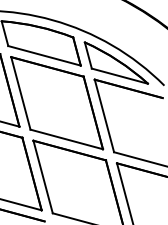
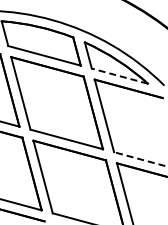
line: solid -> dashed (119, 76)
line: solid -> dashed (140, 159)
